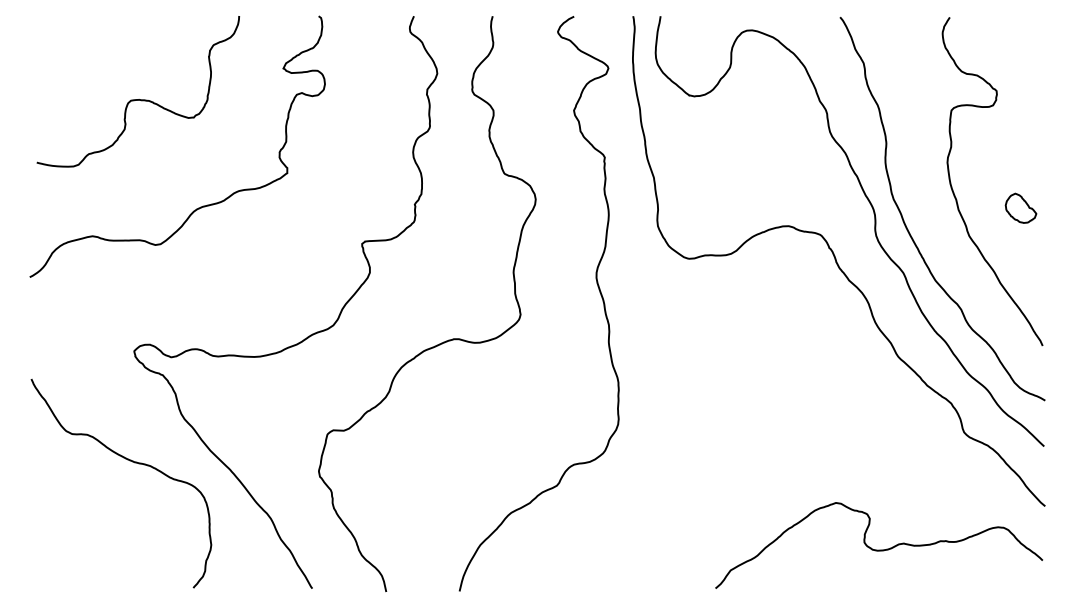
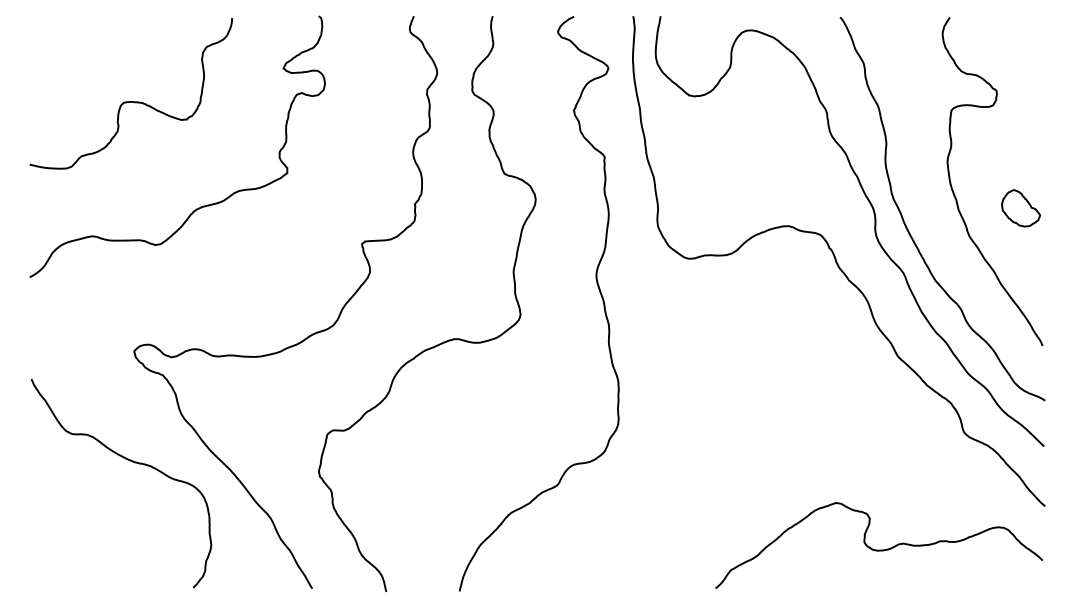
curve position: (137, 99) -> (130, 101) (130, 101)
part size: 34x32 px -> 40x39 px (1020, 208)
